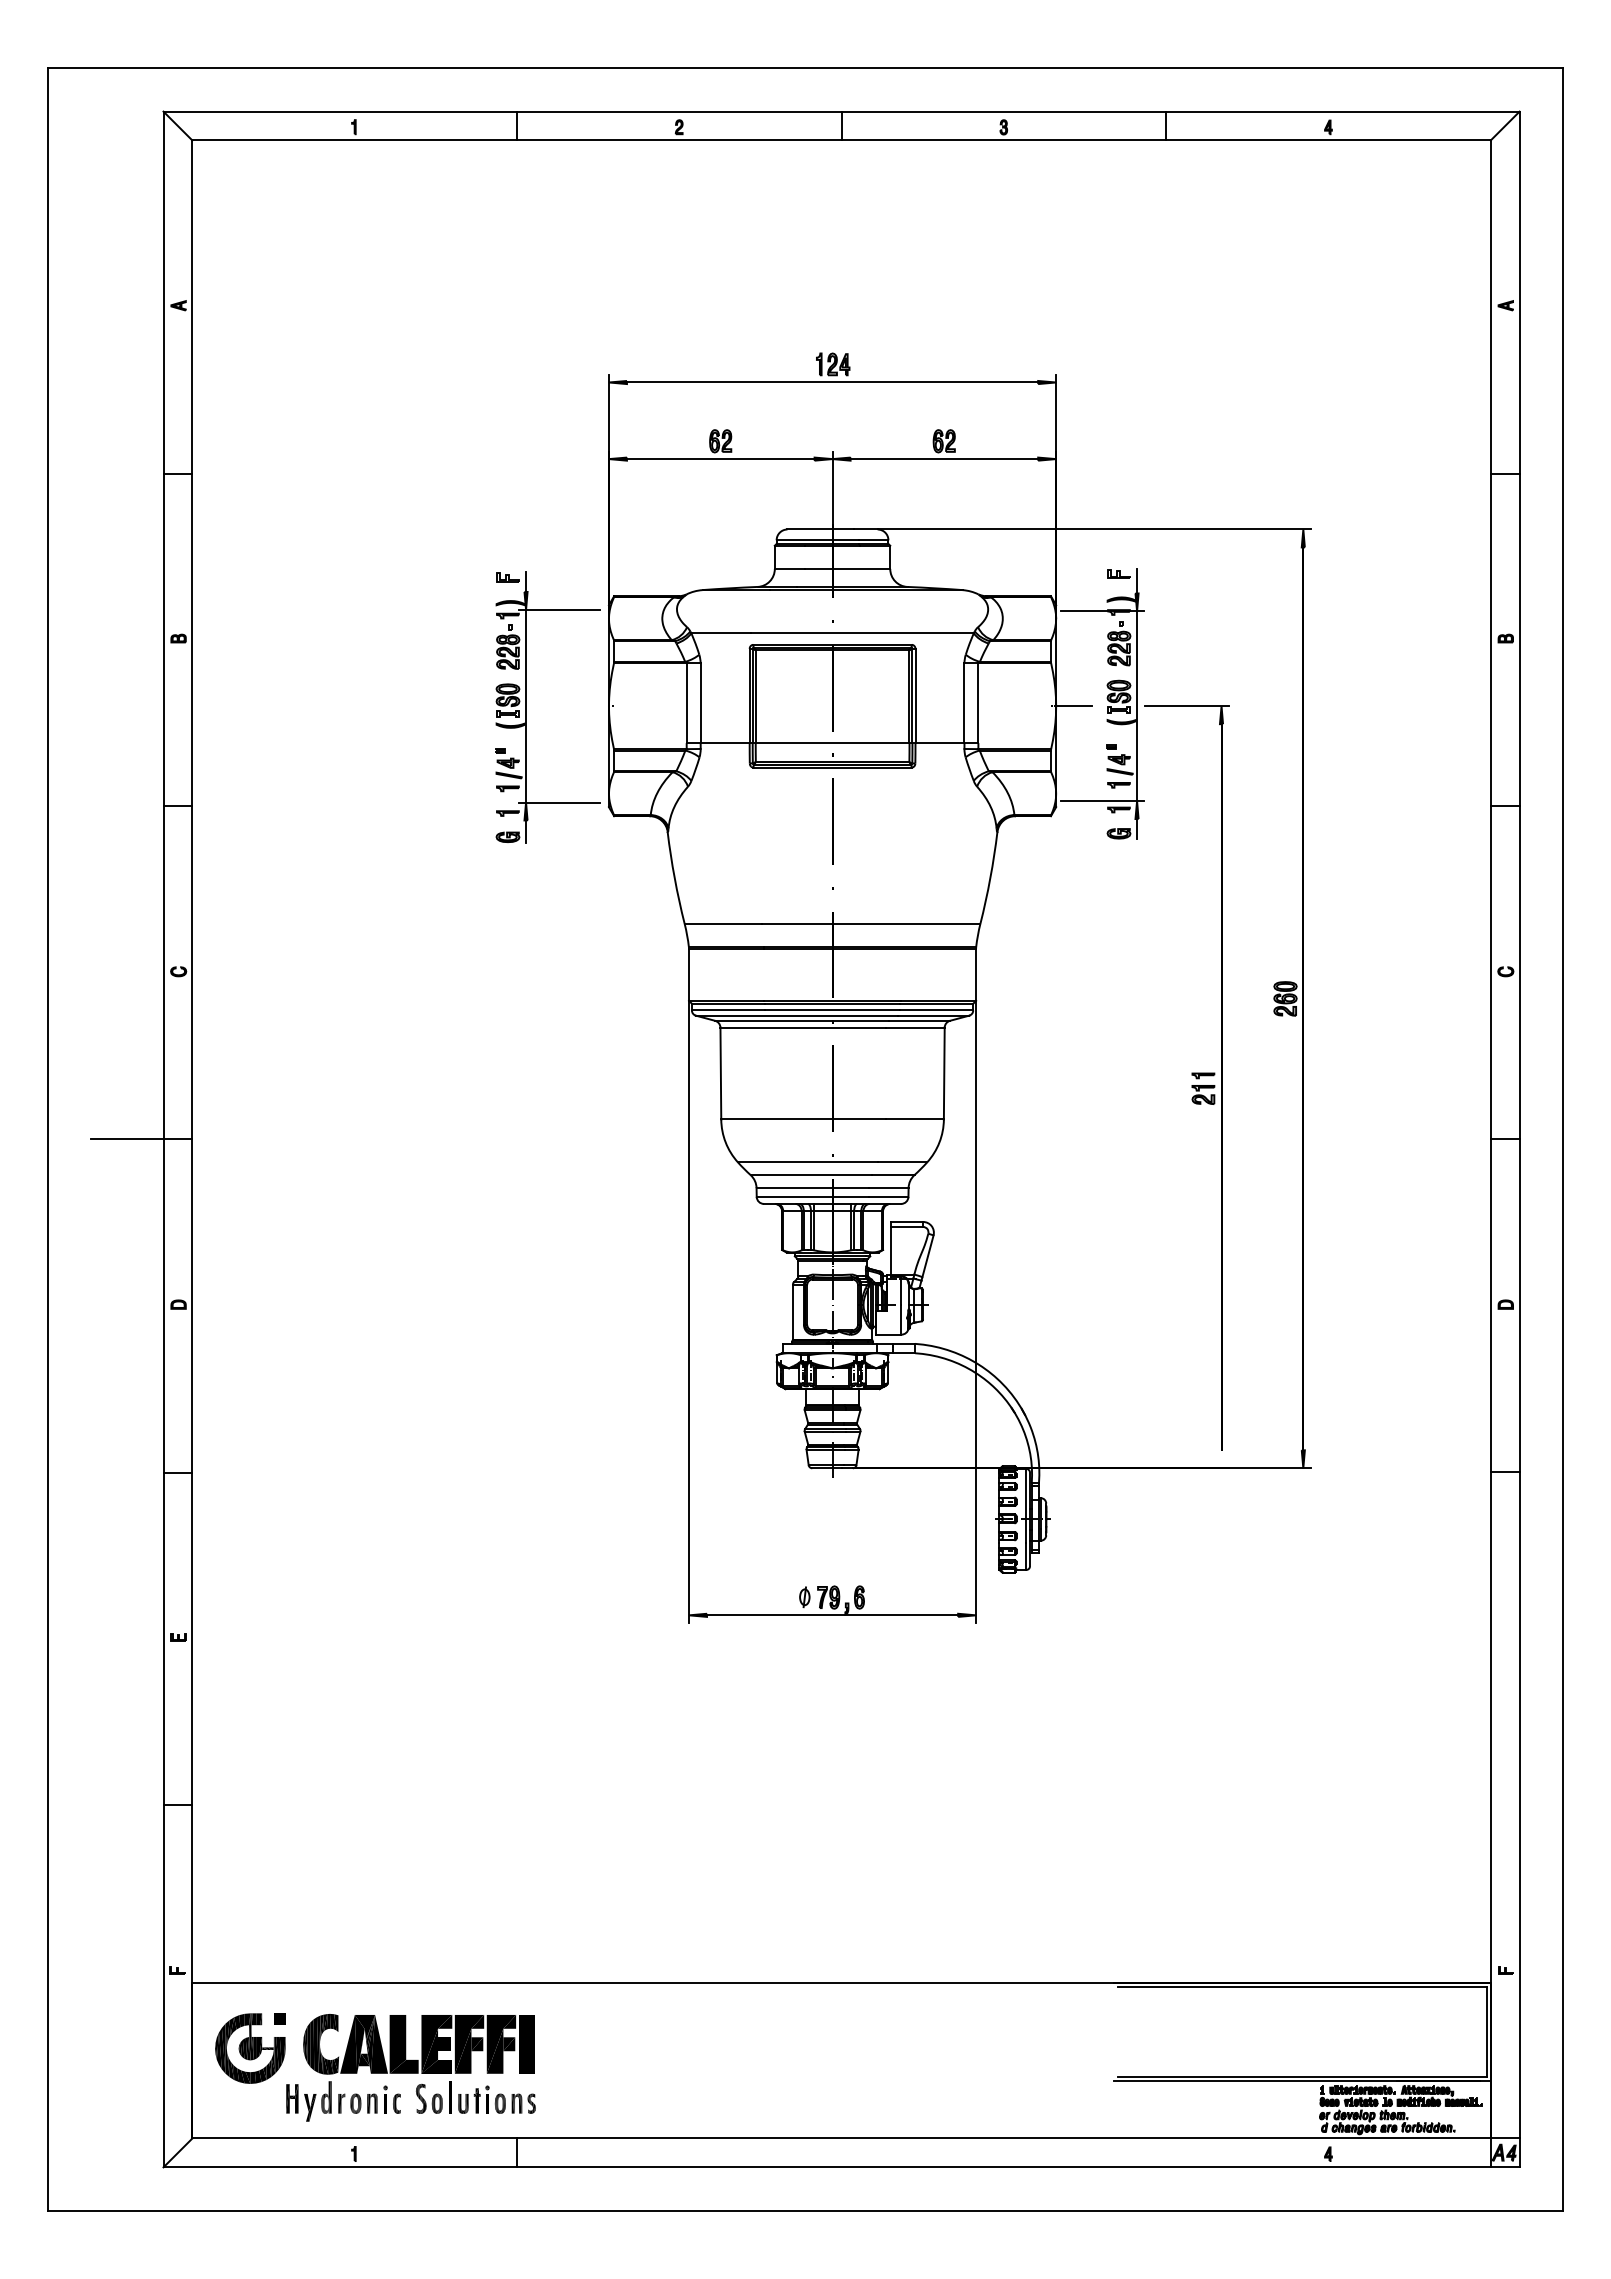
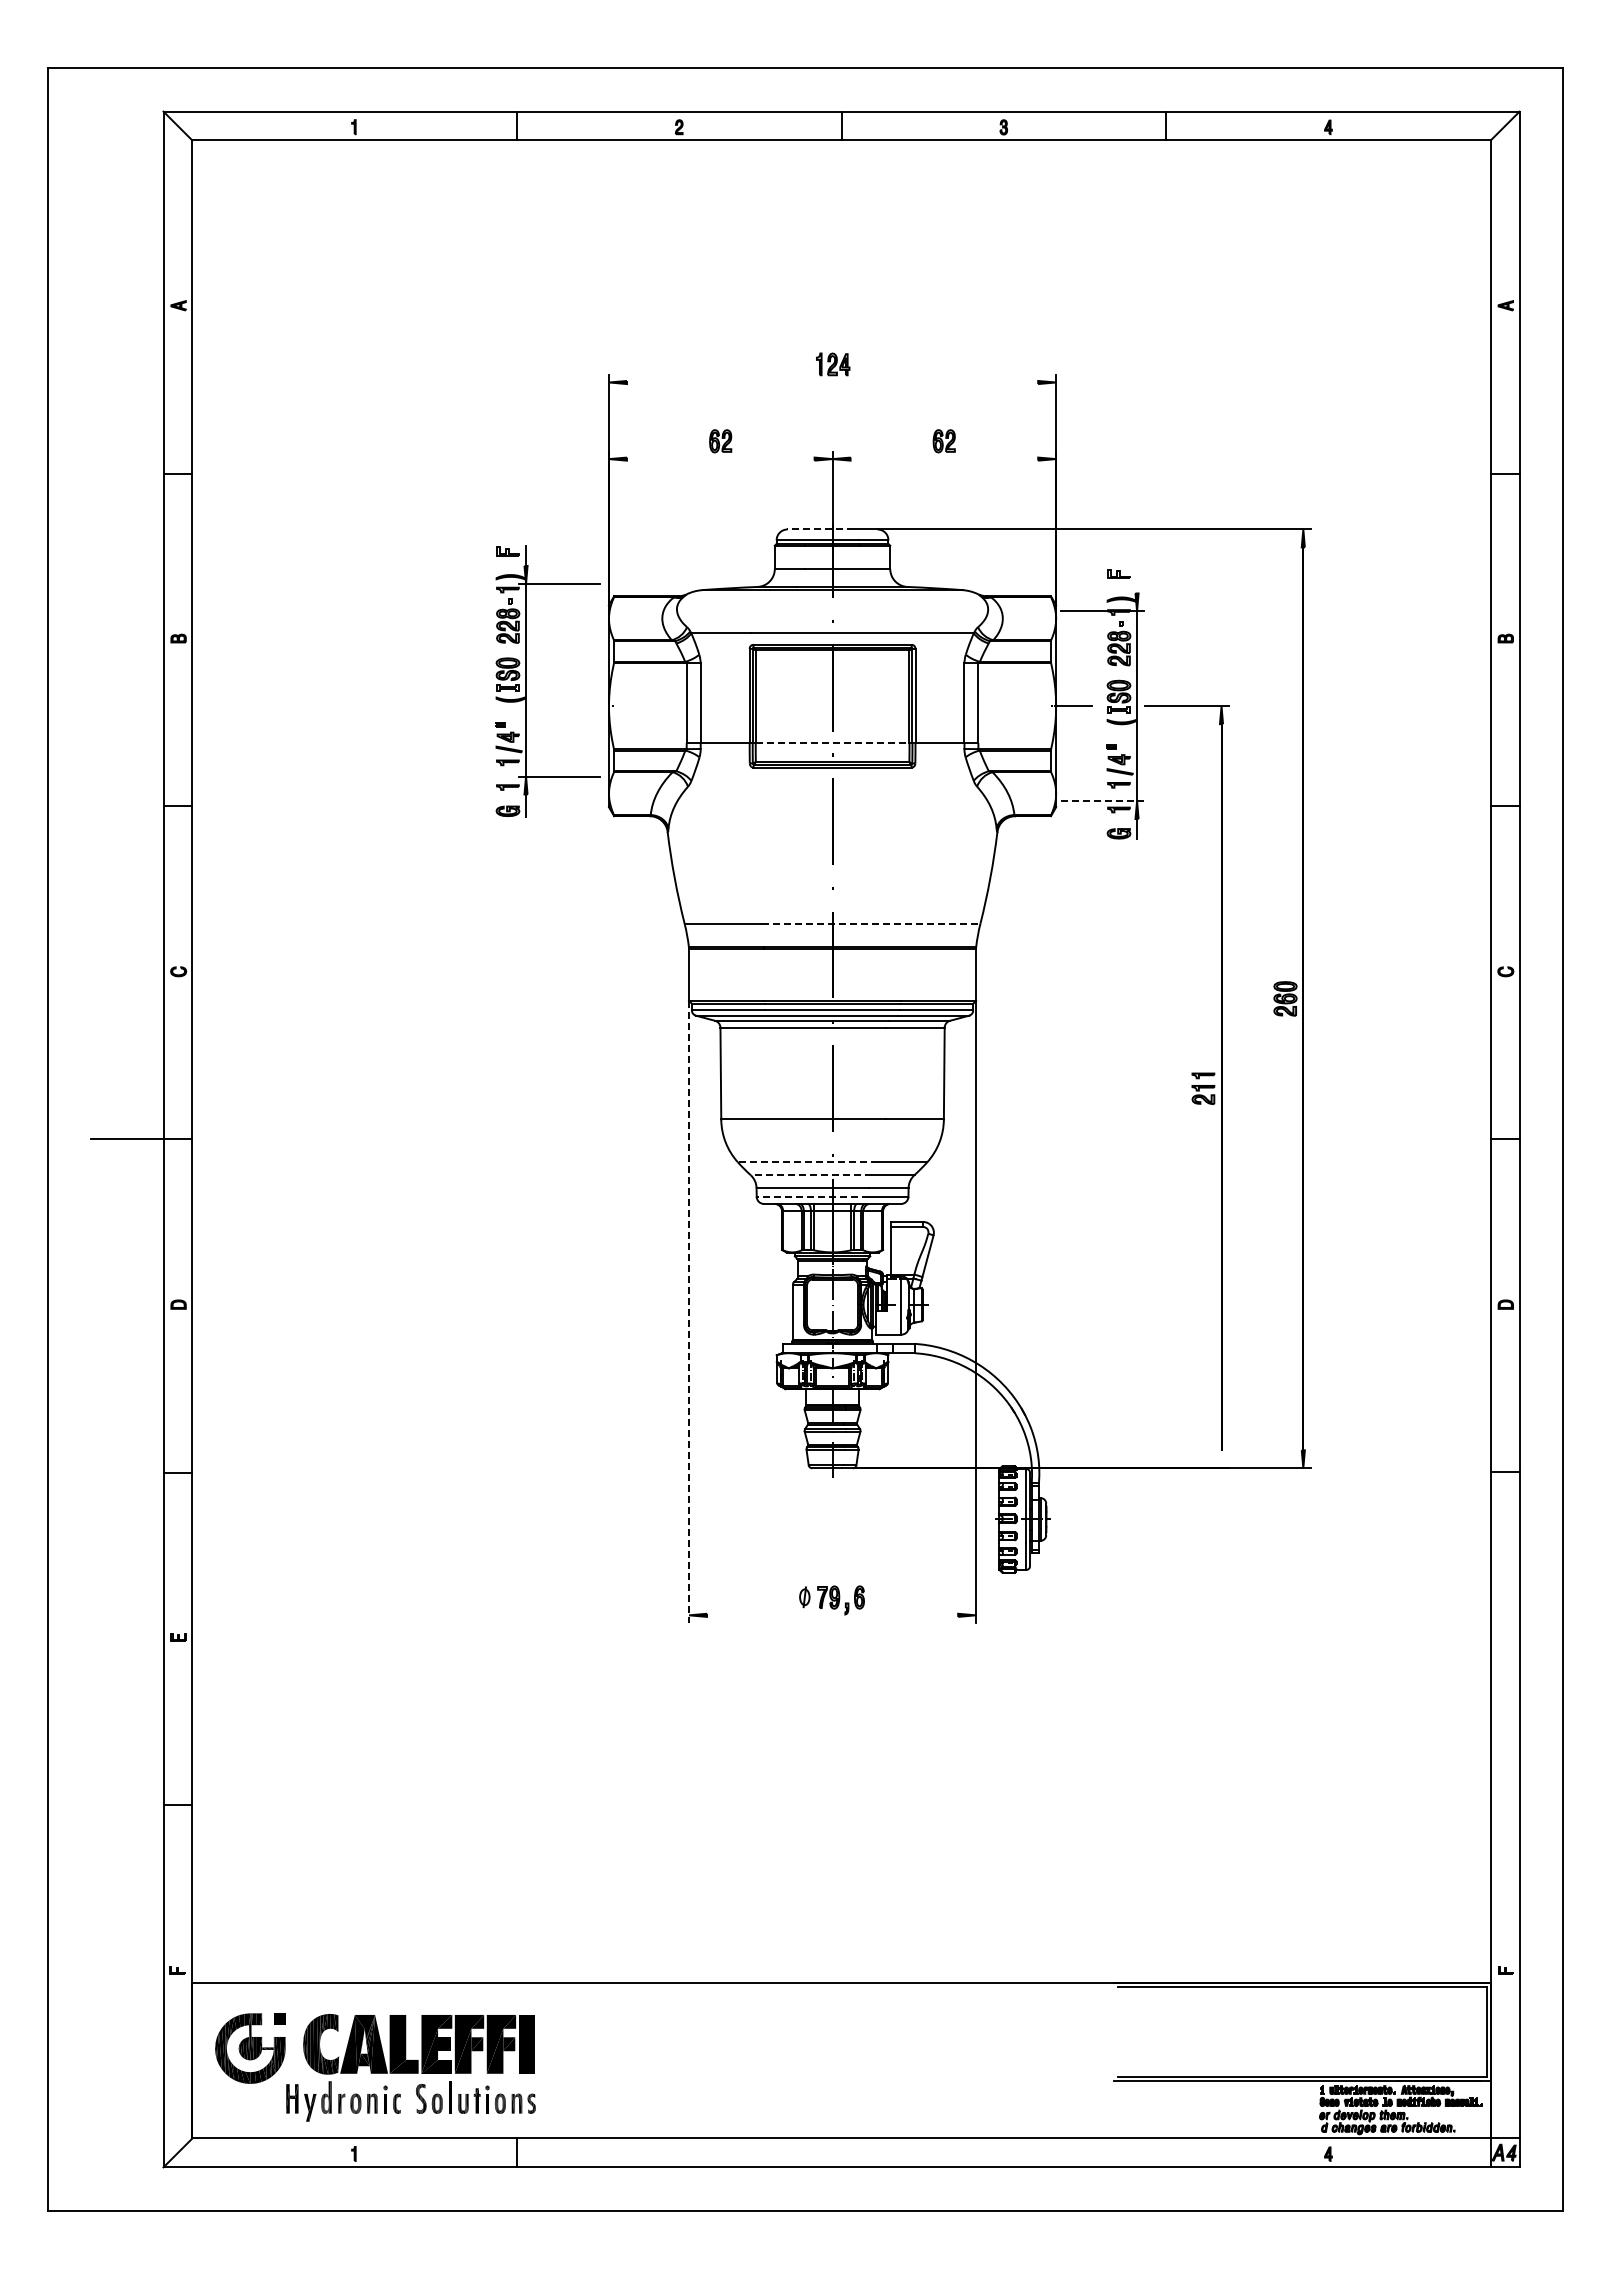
line: present -> none (832, 382)
line: present -> none (720, 459)
line: present -> none (944, 459)
line: solid -> dashed (820, 529)
line: present -> none (1137, 580)
part position: (526, 707) -> (526, 681) (526, 681)
line: solid -> dashed (832, 743)
line: solid -> dashed (1102, 801)
line: solid -> dashed (871, 923)
line: solid -> dashed (807, 1162)
line: solid -> dashed (811, 1175)
line: solid -> dashed (812, 1196)
line: solid -> dashed (689, 1311)
line: present -> none (832, 1615)
